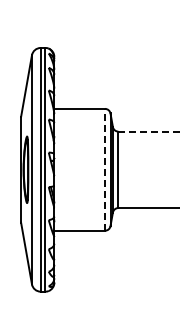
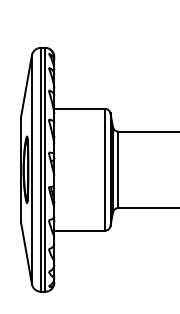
line: dashed -> solid (149, 131)
line: dashed -> solid (105, 169)
